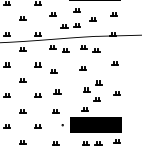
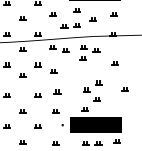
part position: (82, 68) -> (82, 58) (82, 58)
part position: (22, 80) -> (22, 75) (22, 75)
part position: (116, 93) -> (124, 89) (124, 89)
